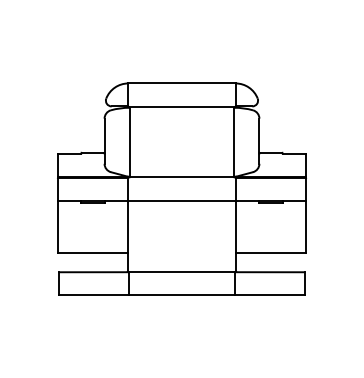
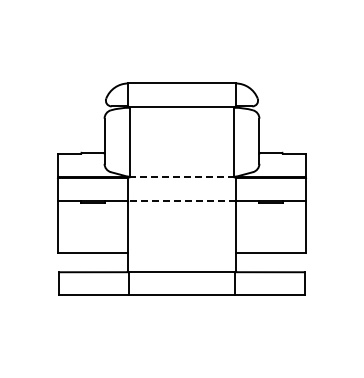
line: solid -> dashed (182, 177)
line: solid -> dashed (181, 201)
